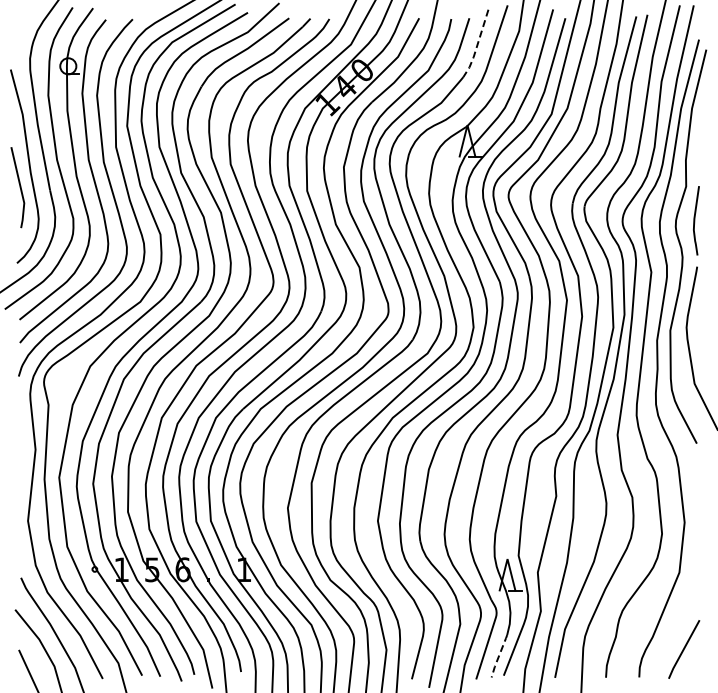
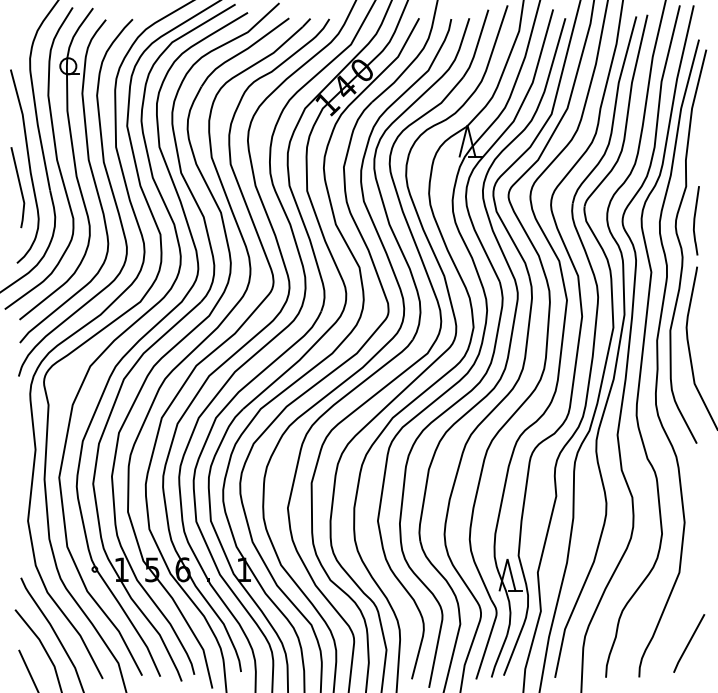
line: dashed -> solid (477, 45)
line position: (684, 649) -> (689, 643) (689, 643)
line: dashed -> solid (498, 656)
